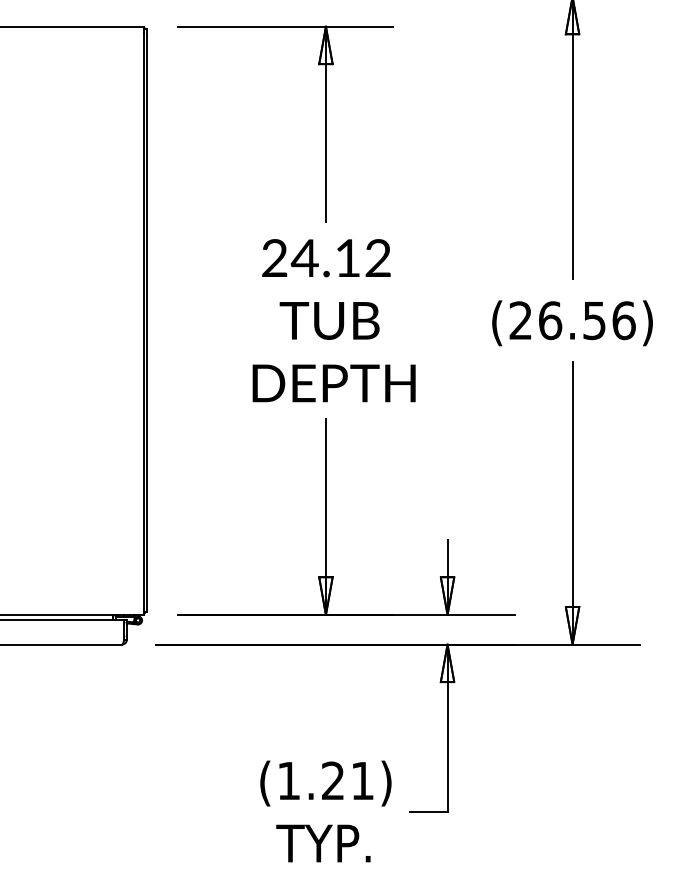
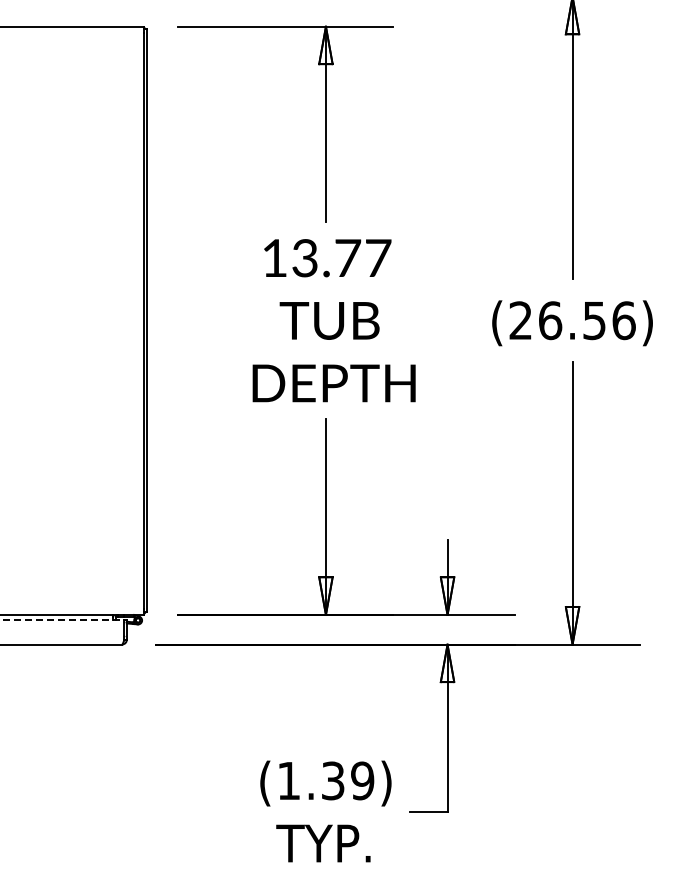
text: 24.12 -> 13.77 (326, 258)
line: solid -> dashed (62, 620)
text: (1.21) -> (1.39) (348, 780)
